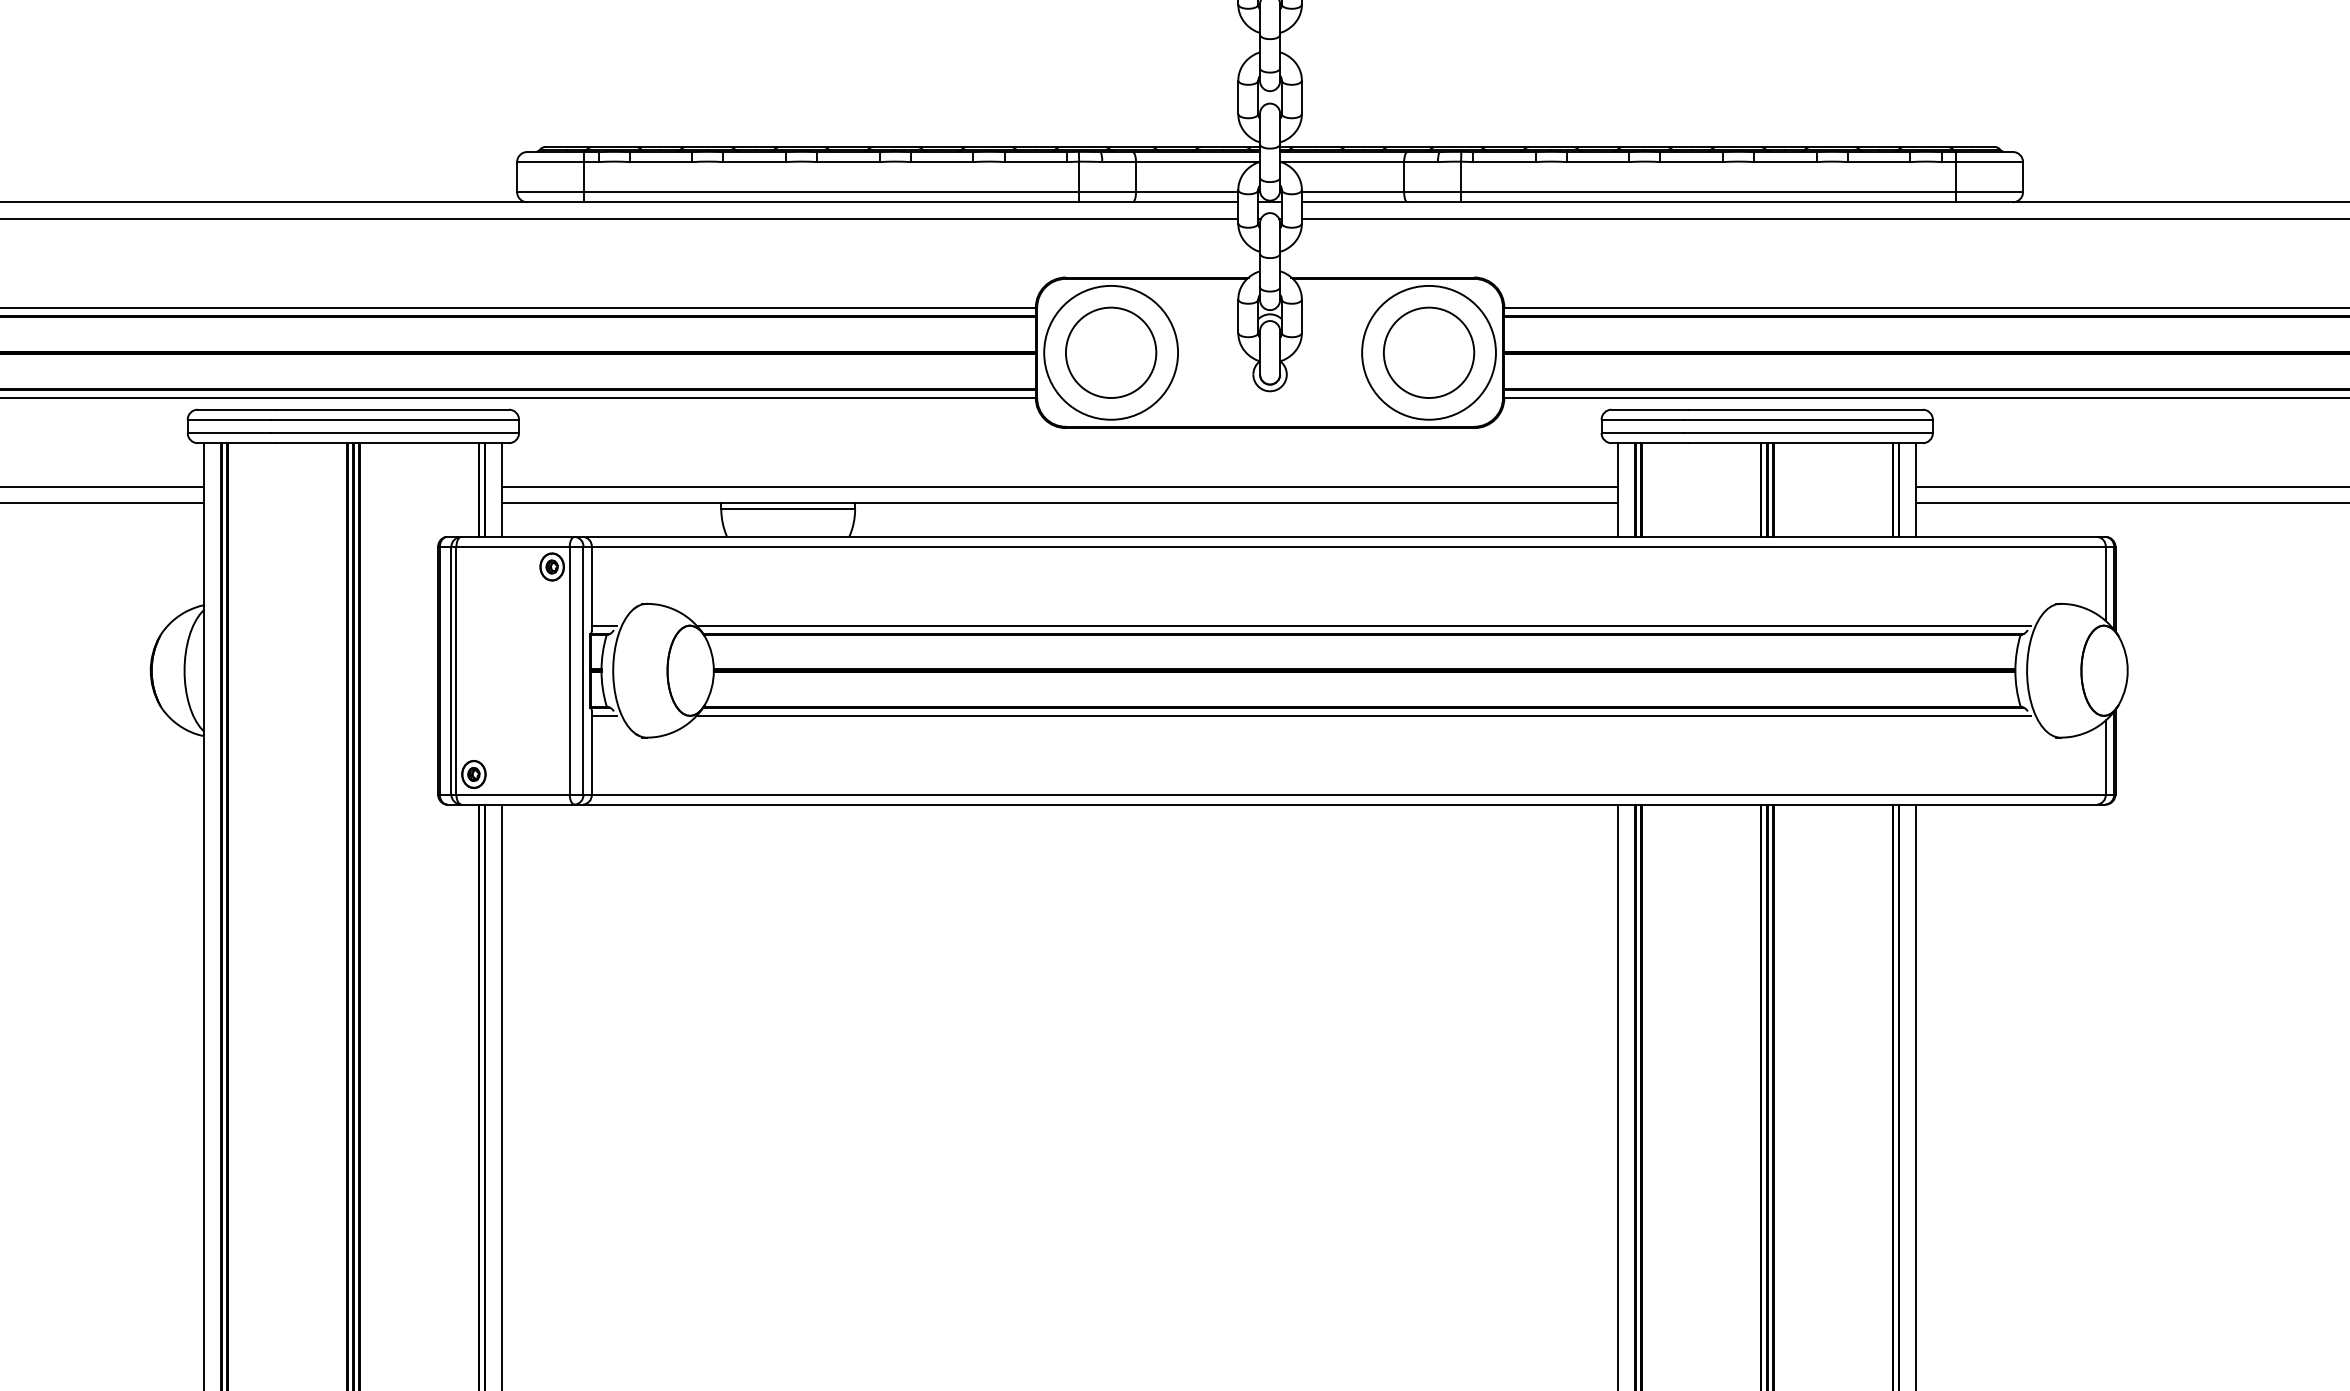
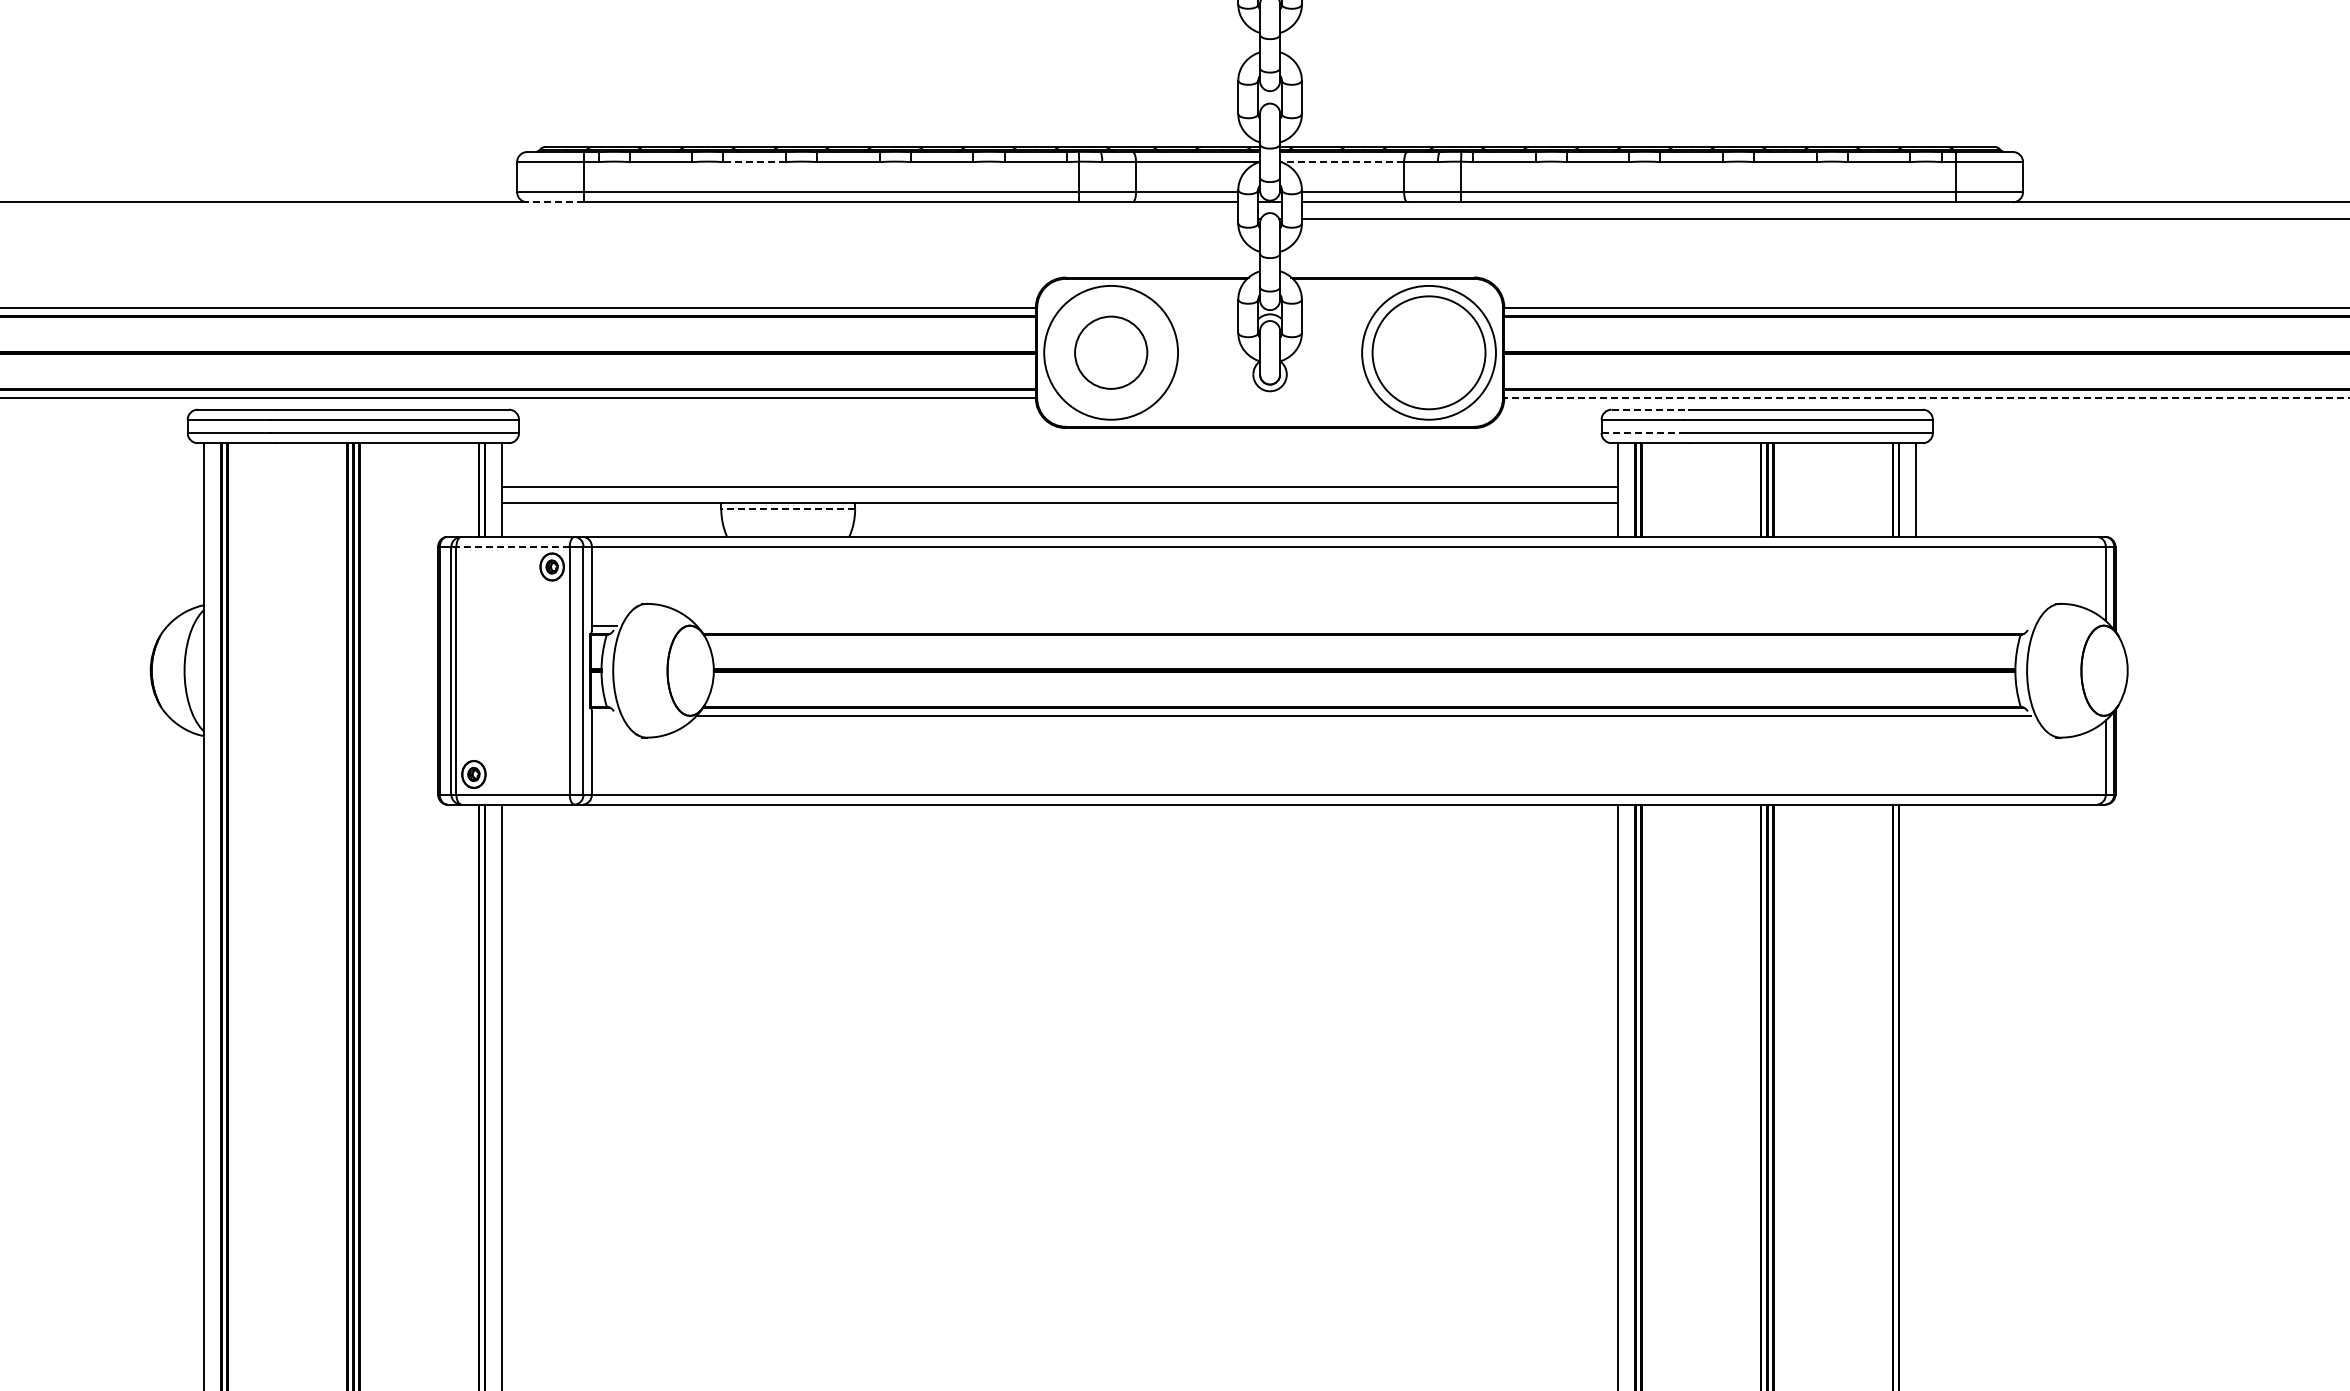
line: solid -> dashed (754, 162)
line: solid -> dashed (1341, 162)
line: solid -> dashed (555, 202)
line: present -> none (620, 218)
circle size: 93x93 px -> 75x75 px (1111, 352)
circle diameter: 90 px -> 113 px (1428, 352)
line: solid -> dashed (1926, 398)
line: solid -> dashed (1650, 409)
line: solid -> dashed (1643, 433)
line: present -> none (103, 486)
line: present -> none (2131, 486)
line: present -> none (103, 503)
line: present -> none (2131, 503)
line: solid -> dashed (788, 509)
line: solid -> dashed (513, 546)
line: present -> none (1363, 625)
line: present -> none (604, 715)
line: present -> none (1916, 1095)
